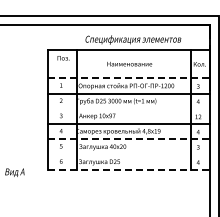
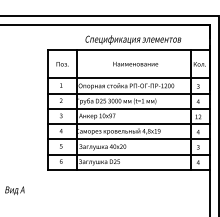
text position: (63, 58) -> (62, 64) (62, 64)
text position: (129, 64) -> (135, 64) (135, 64)
line: dashed -> solid (128, 78)
line: none -> present (128, 108)
line: dashed -> solid (128, 139)
line: none -> present (128, 154)
line: dashed -> solid (128, 169)
text position: (14, 172) -> (14, 190) (14, 190)
